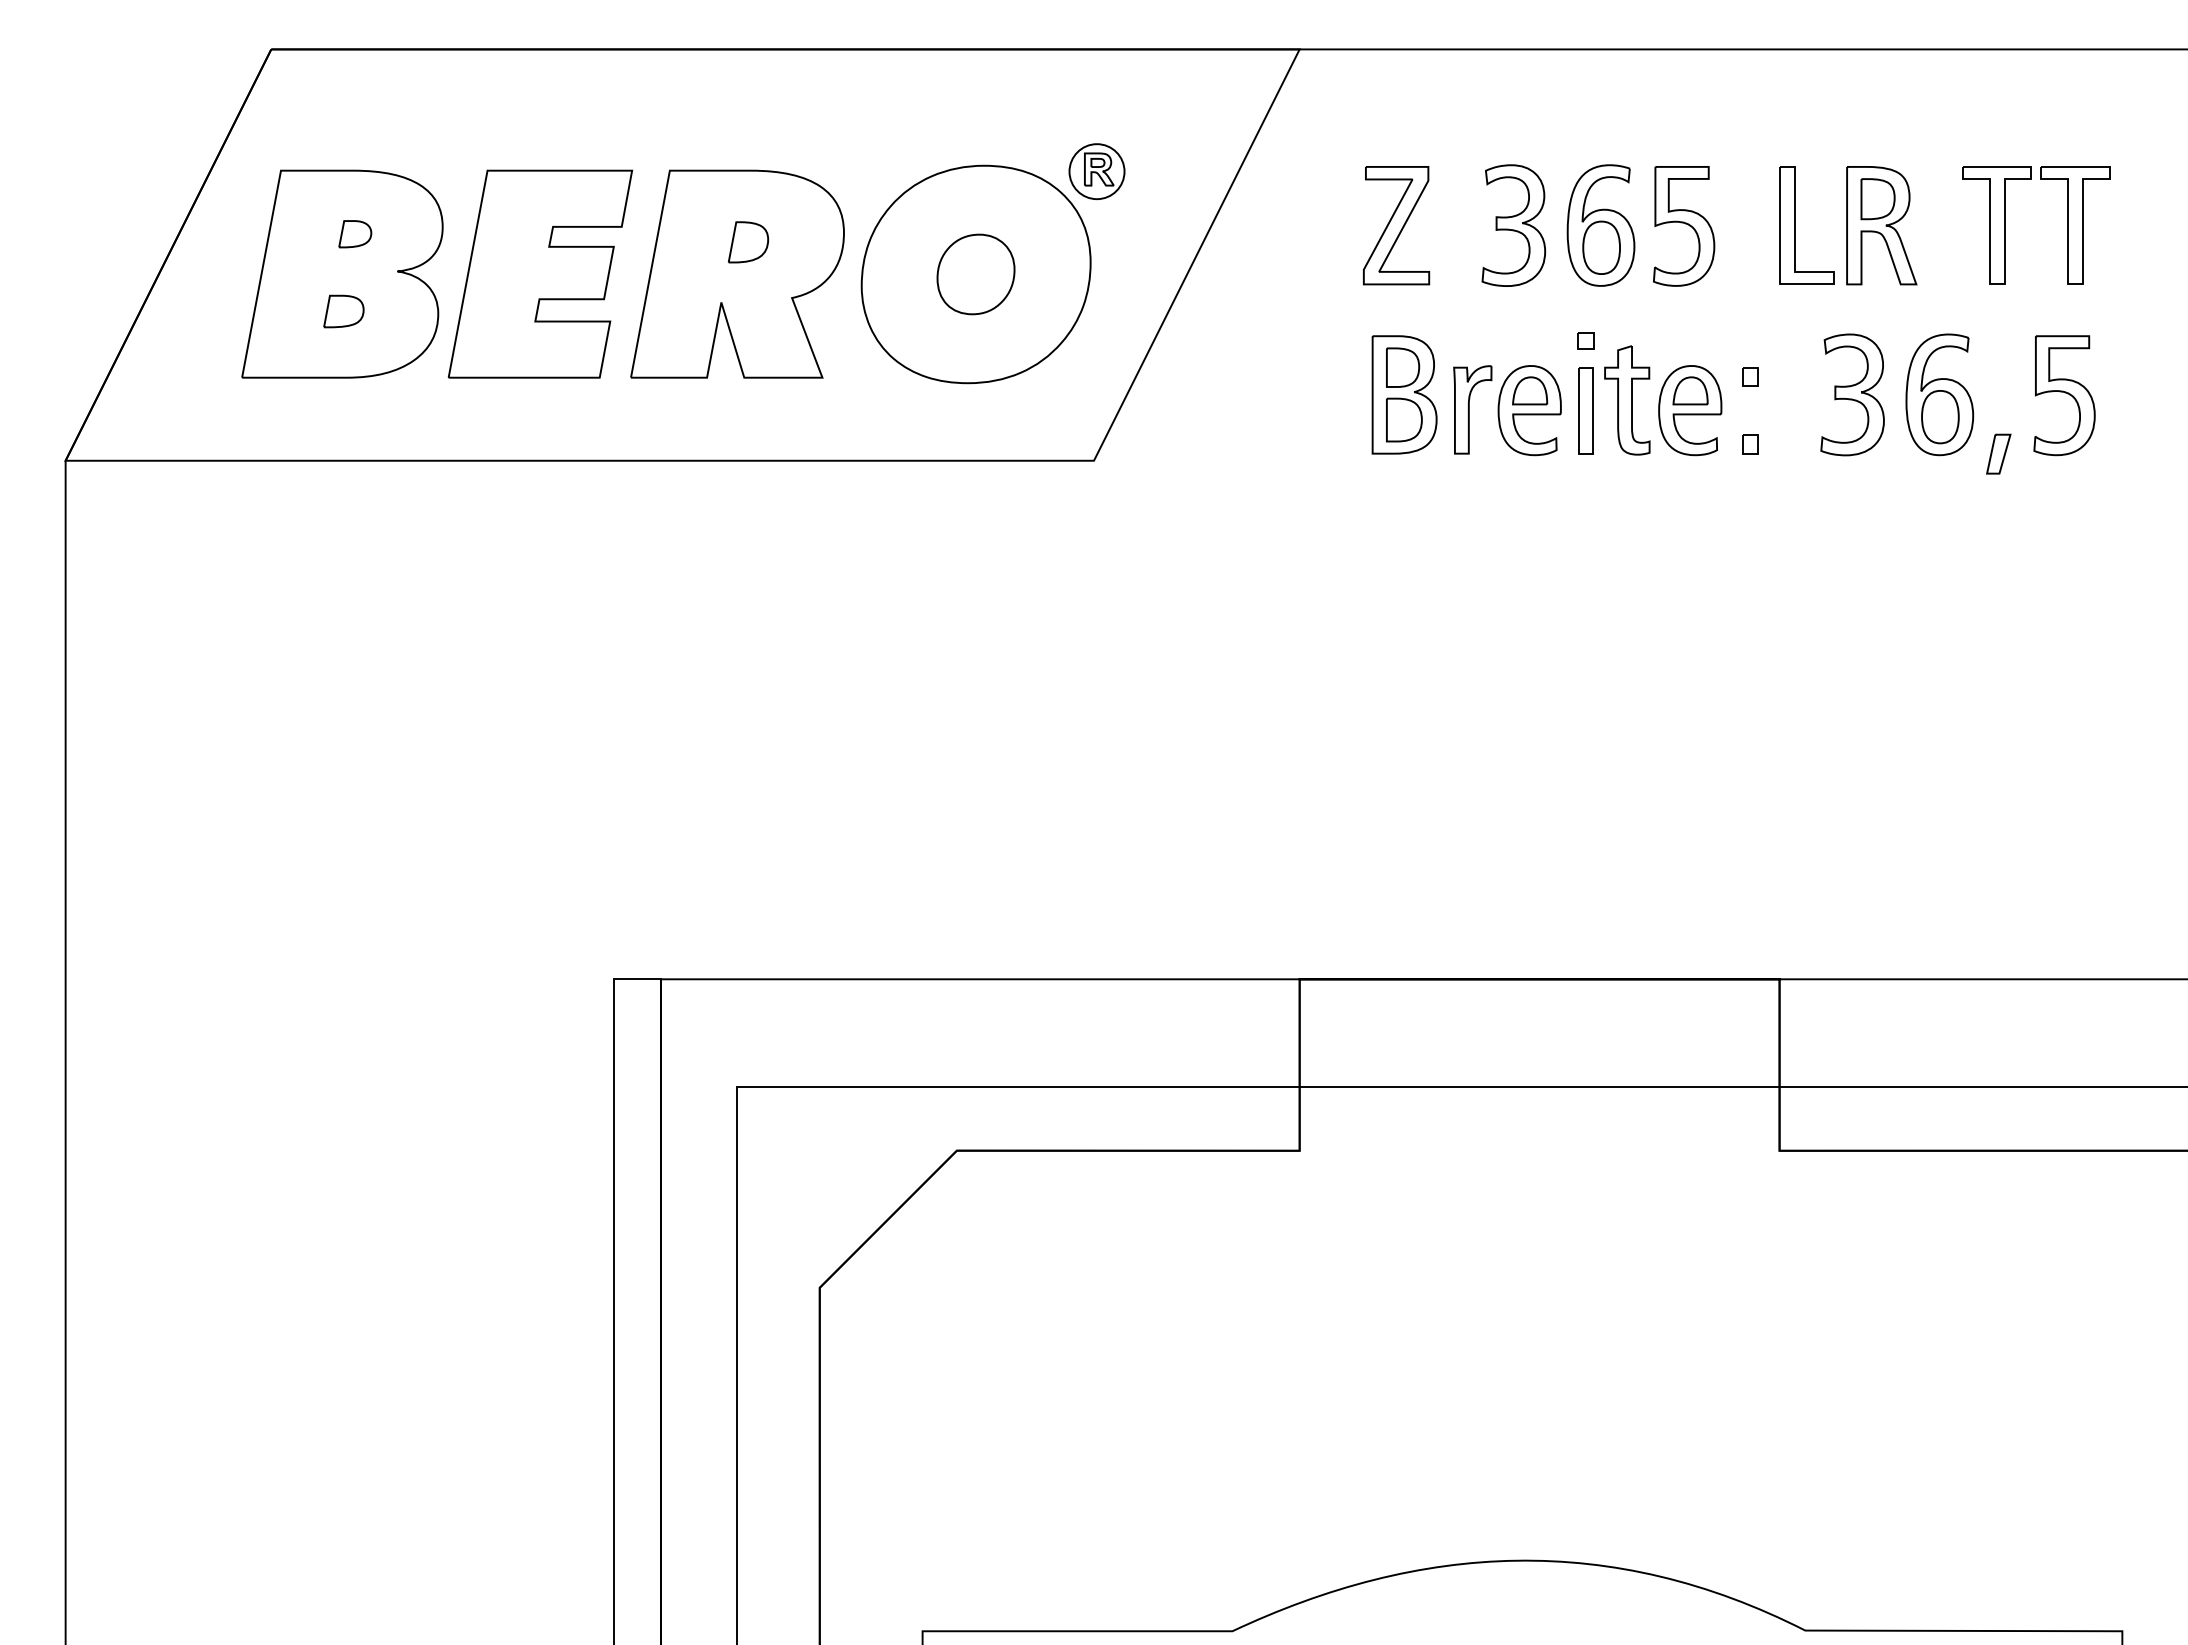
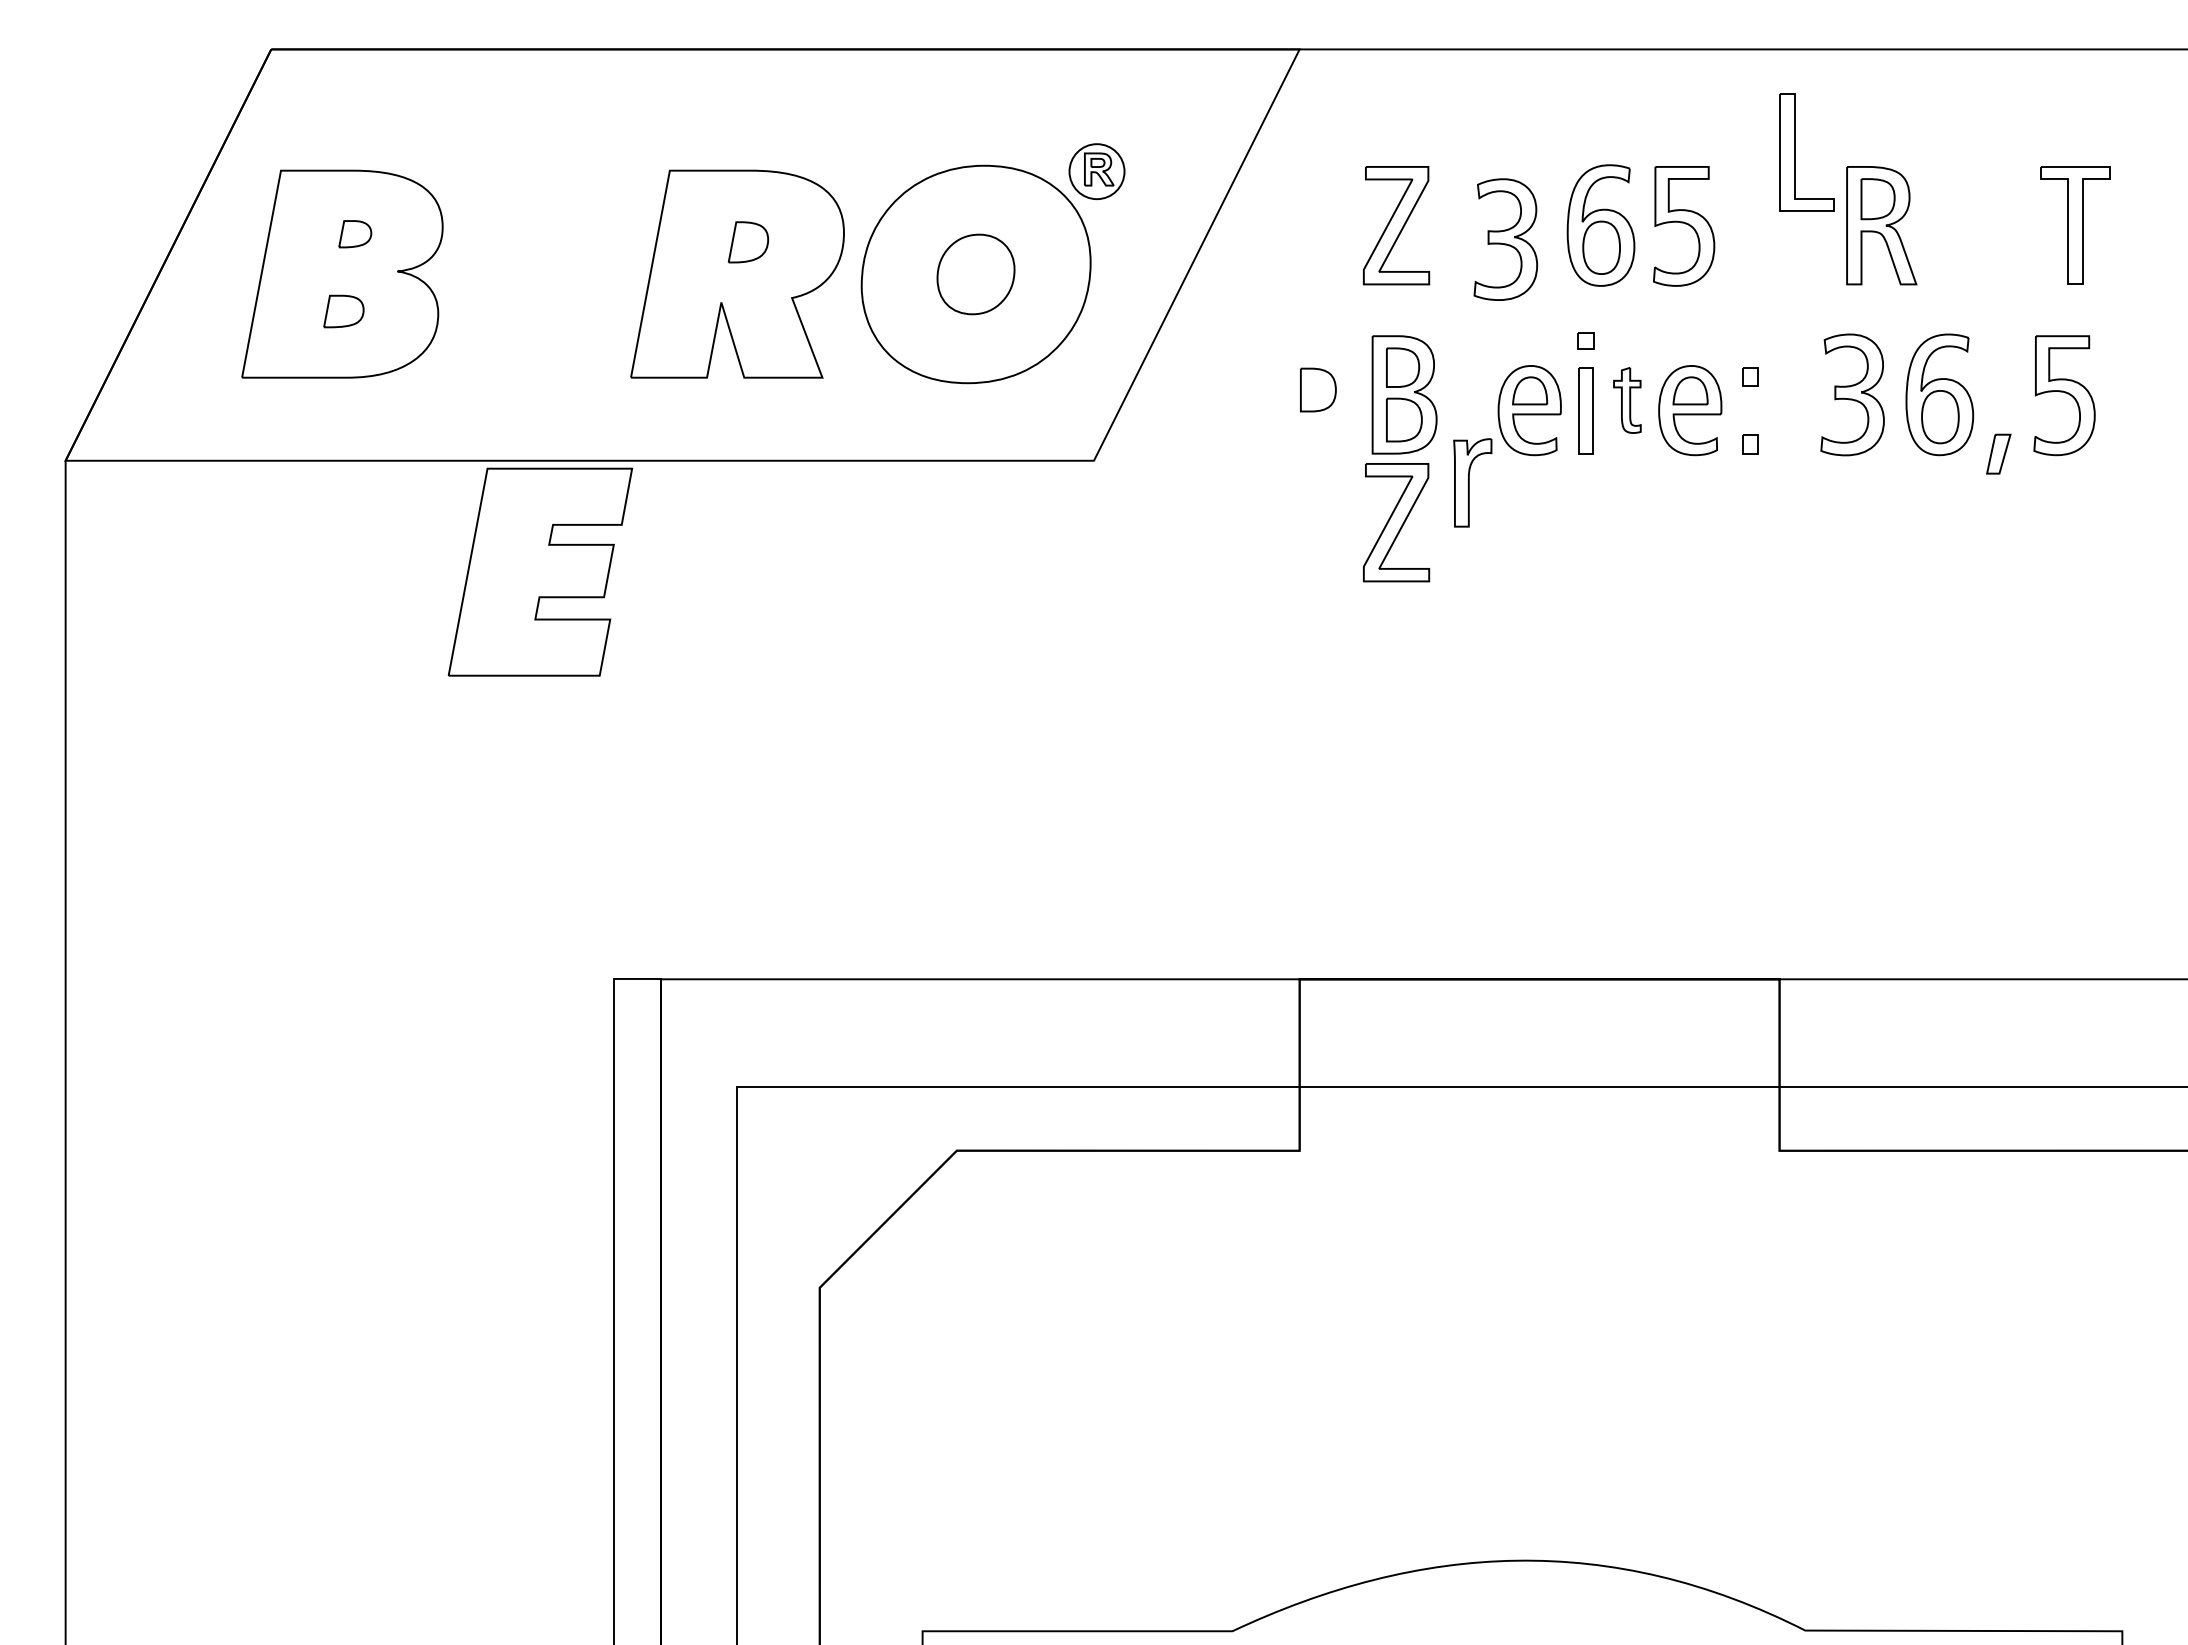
part position: (1513, 225) -> (1505, 239) (1505, 239)
part position: (1795, 225) -> (1795, 152) (1795, 152)
part: present -> none (1996, 225)
part position: (540, 273) -> (540, 571) (540, 571)
part: none -> present (1318, 389)
part size: 47x111 px -> 29x67 px (1627, 400)
part position: (1472, 409) -> (1472, 482) (1472, 482)
part: none -> present (1396, 522)
